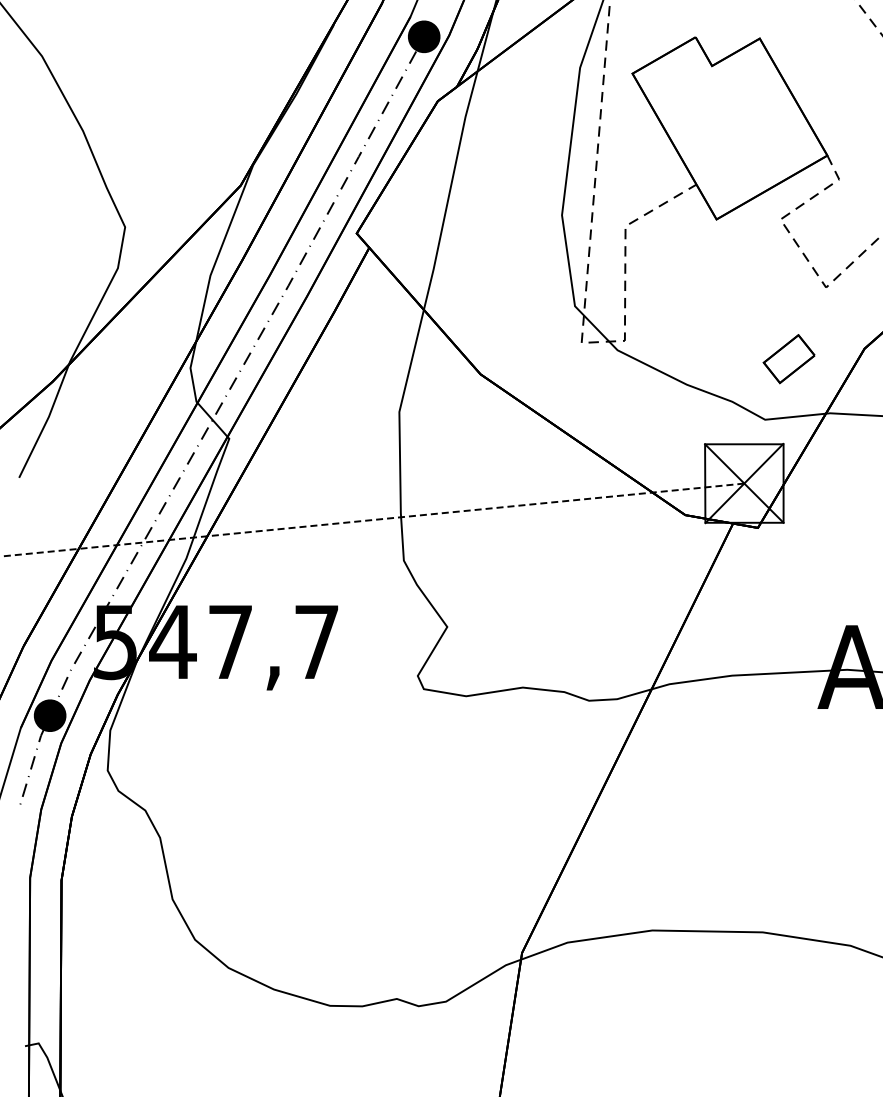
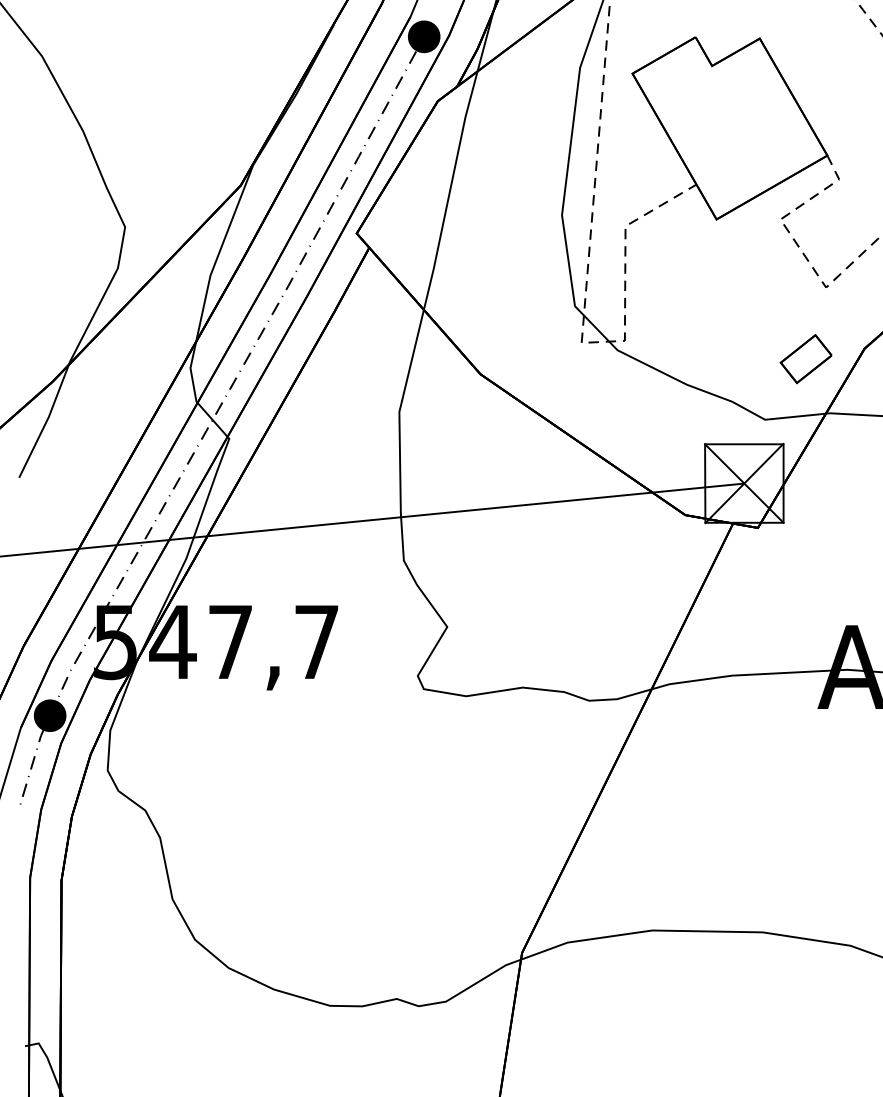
part position: (788, 359) -> (805, 359) (805, 359)
line: dashed -> solid (372, 520)
